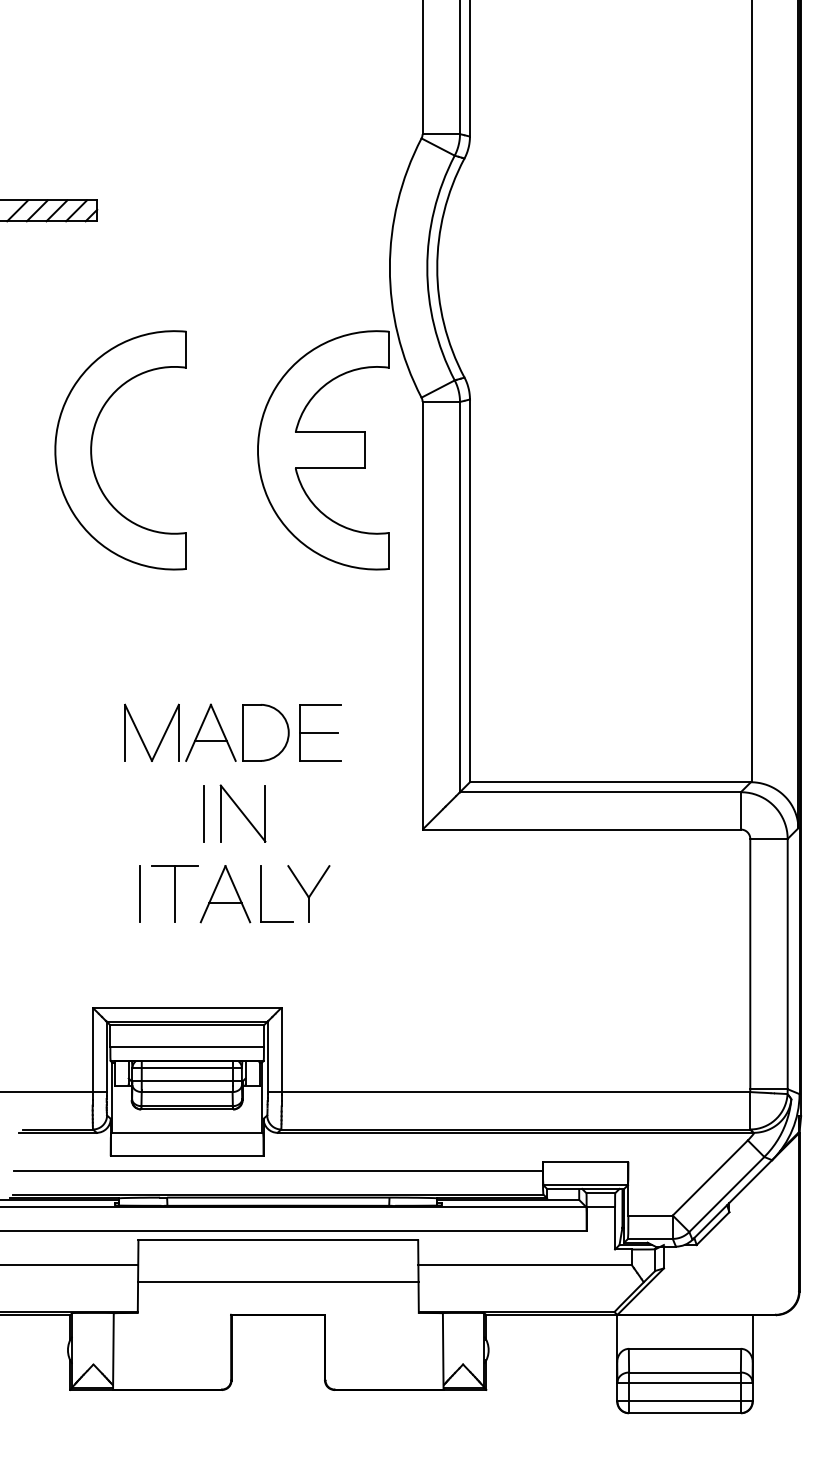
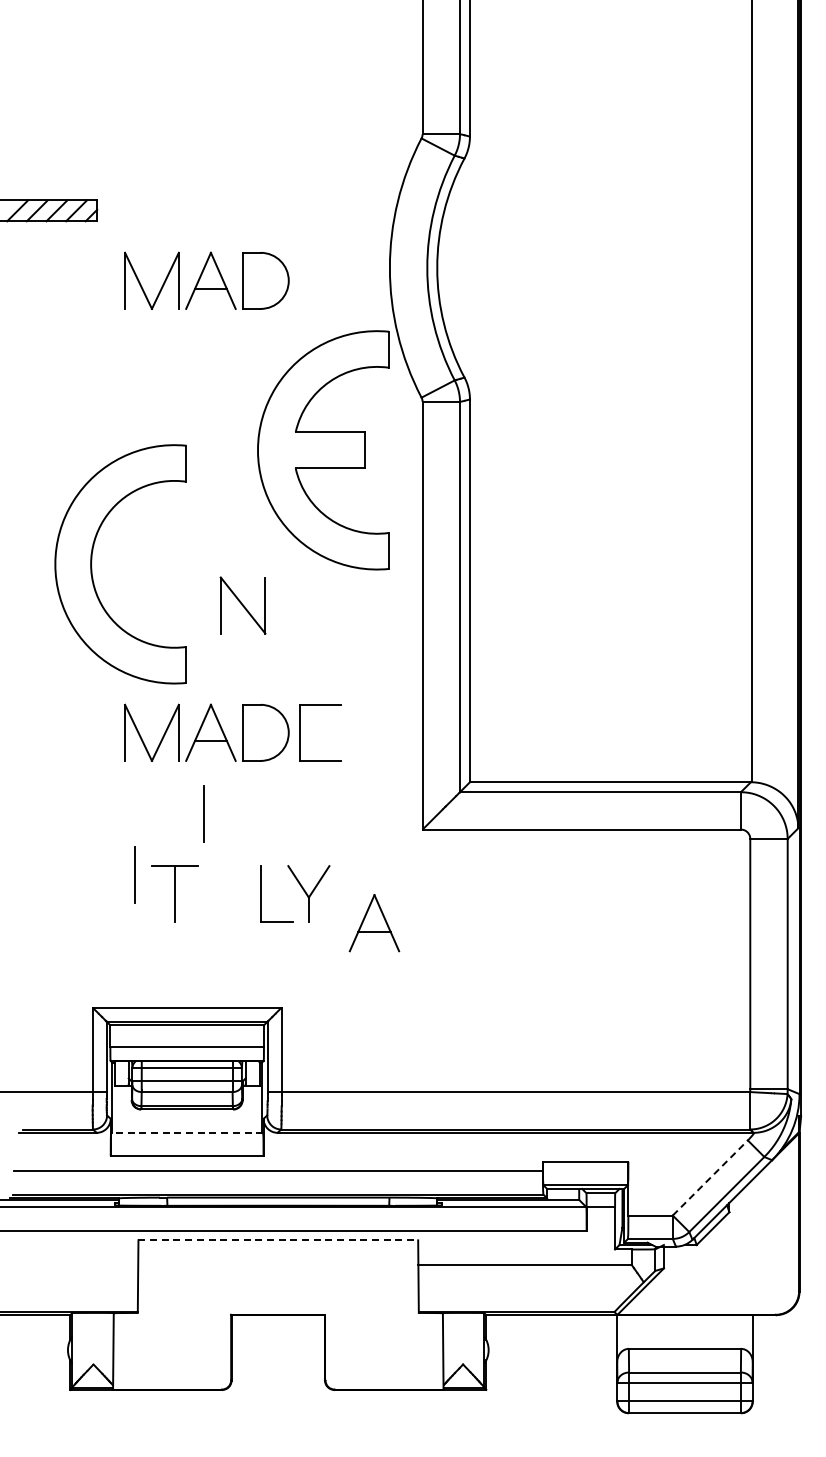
part: none -> present (206, 280)
part position: (92, 453) -> (92, 567) (92, 567)
line: present -> none (318, 732)
part position: (242, 813) -> (242, 605) (242, 605)
line position: (139, 893) -> (134, 874) (134, 874)
part position: (225, 894) -> (374, 923) (374, 923)
line: solid -> dashed (186, 1132)
line: solid -> dashed (710, 1177)
line: solid -> dashed (278, 1240)
line: present -> none (70, 1265)
line: present -> none (278, 1282)
